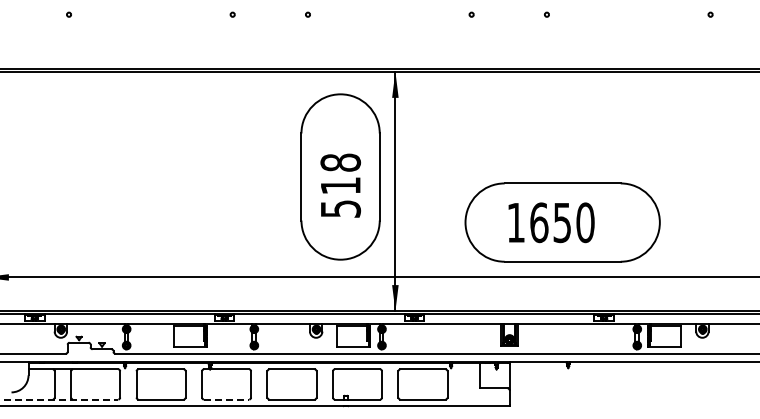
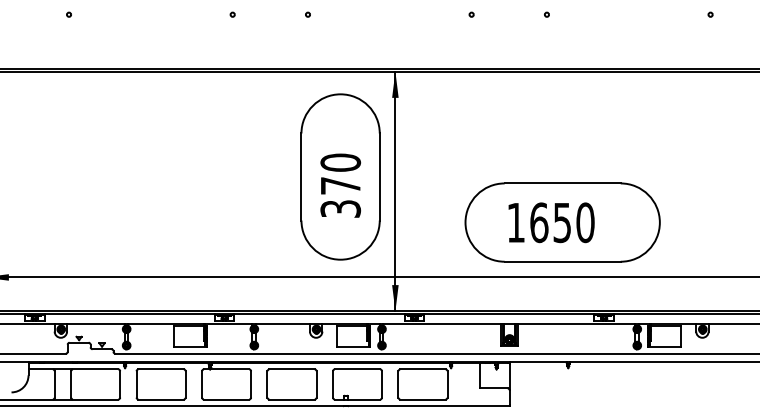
text: 518 -> 370 (340, 185)
line: dashed -> solid (59, 399)
line: dashed -> solid (226, 399)
